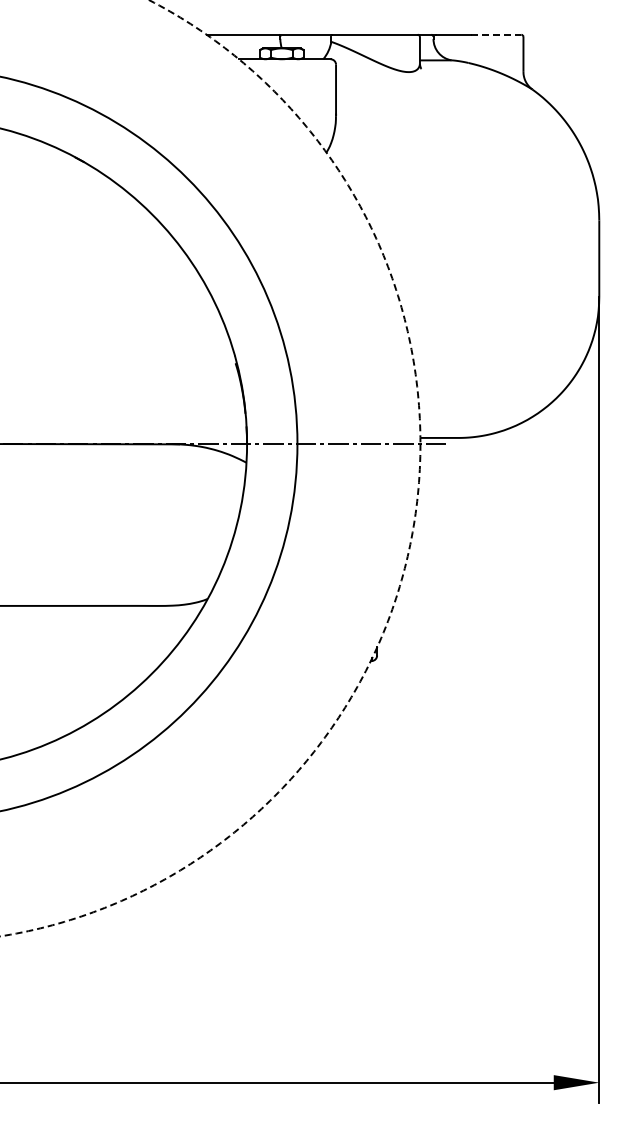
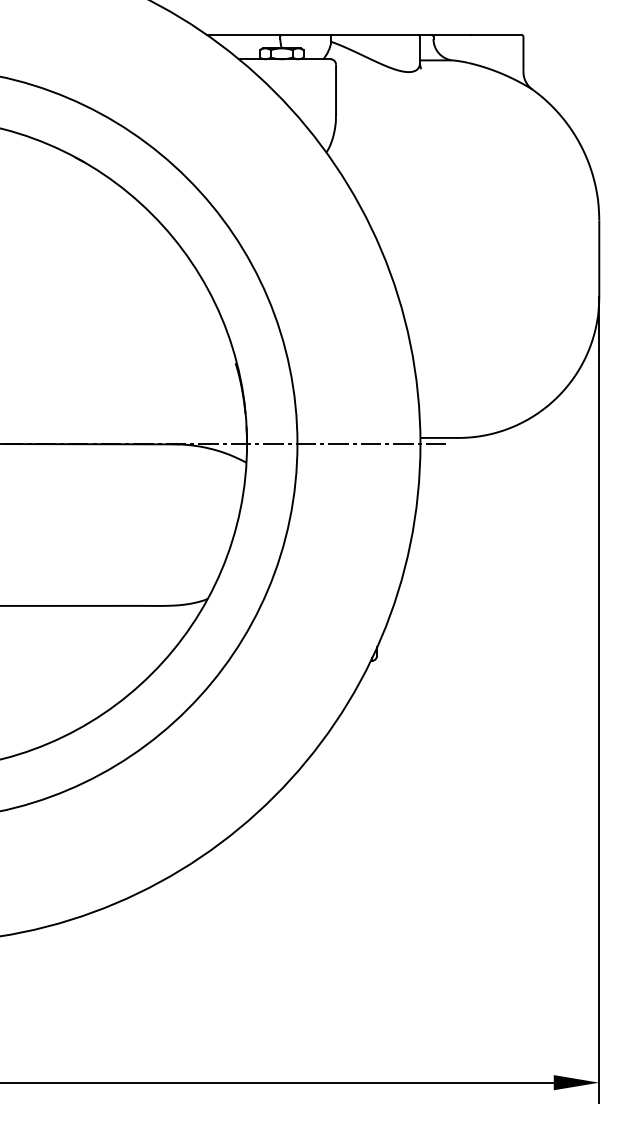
line: dashed -> solid (496, 34)
circle: dashed -> solid (210, 468)
